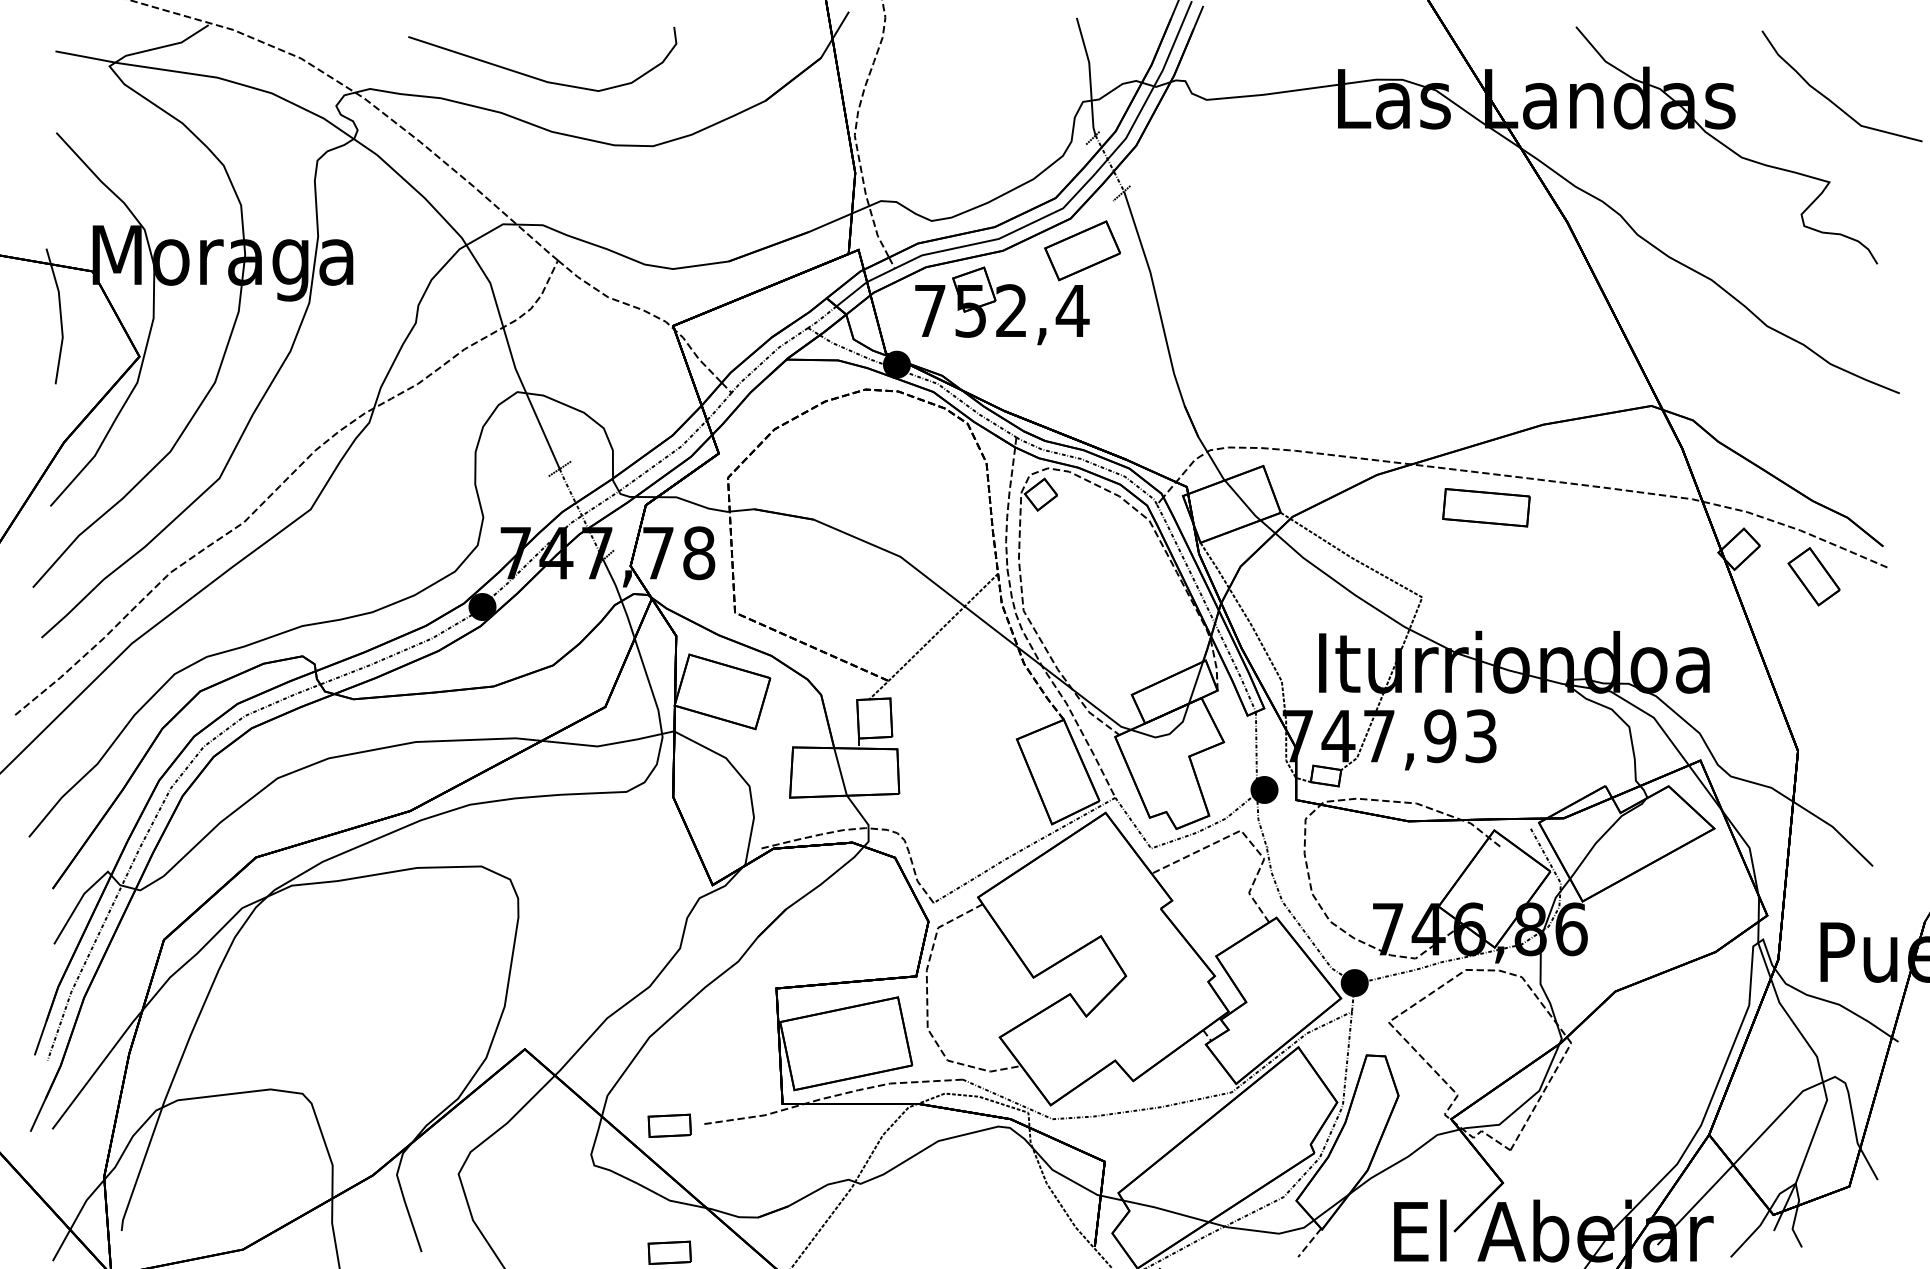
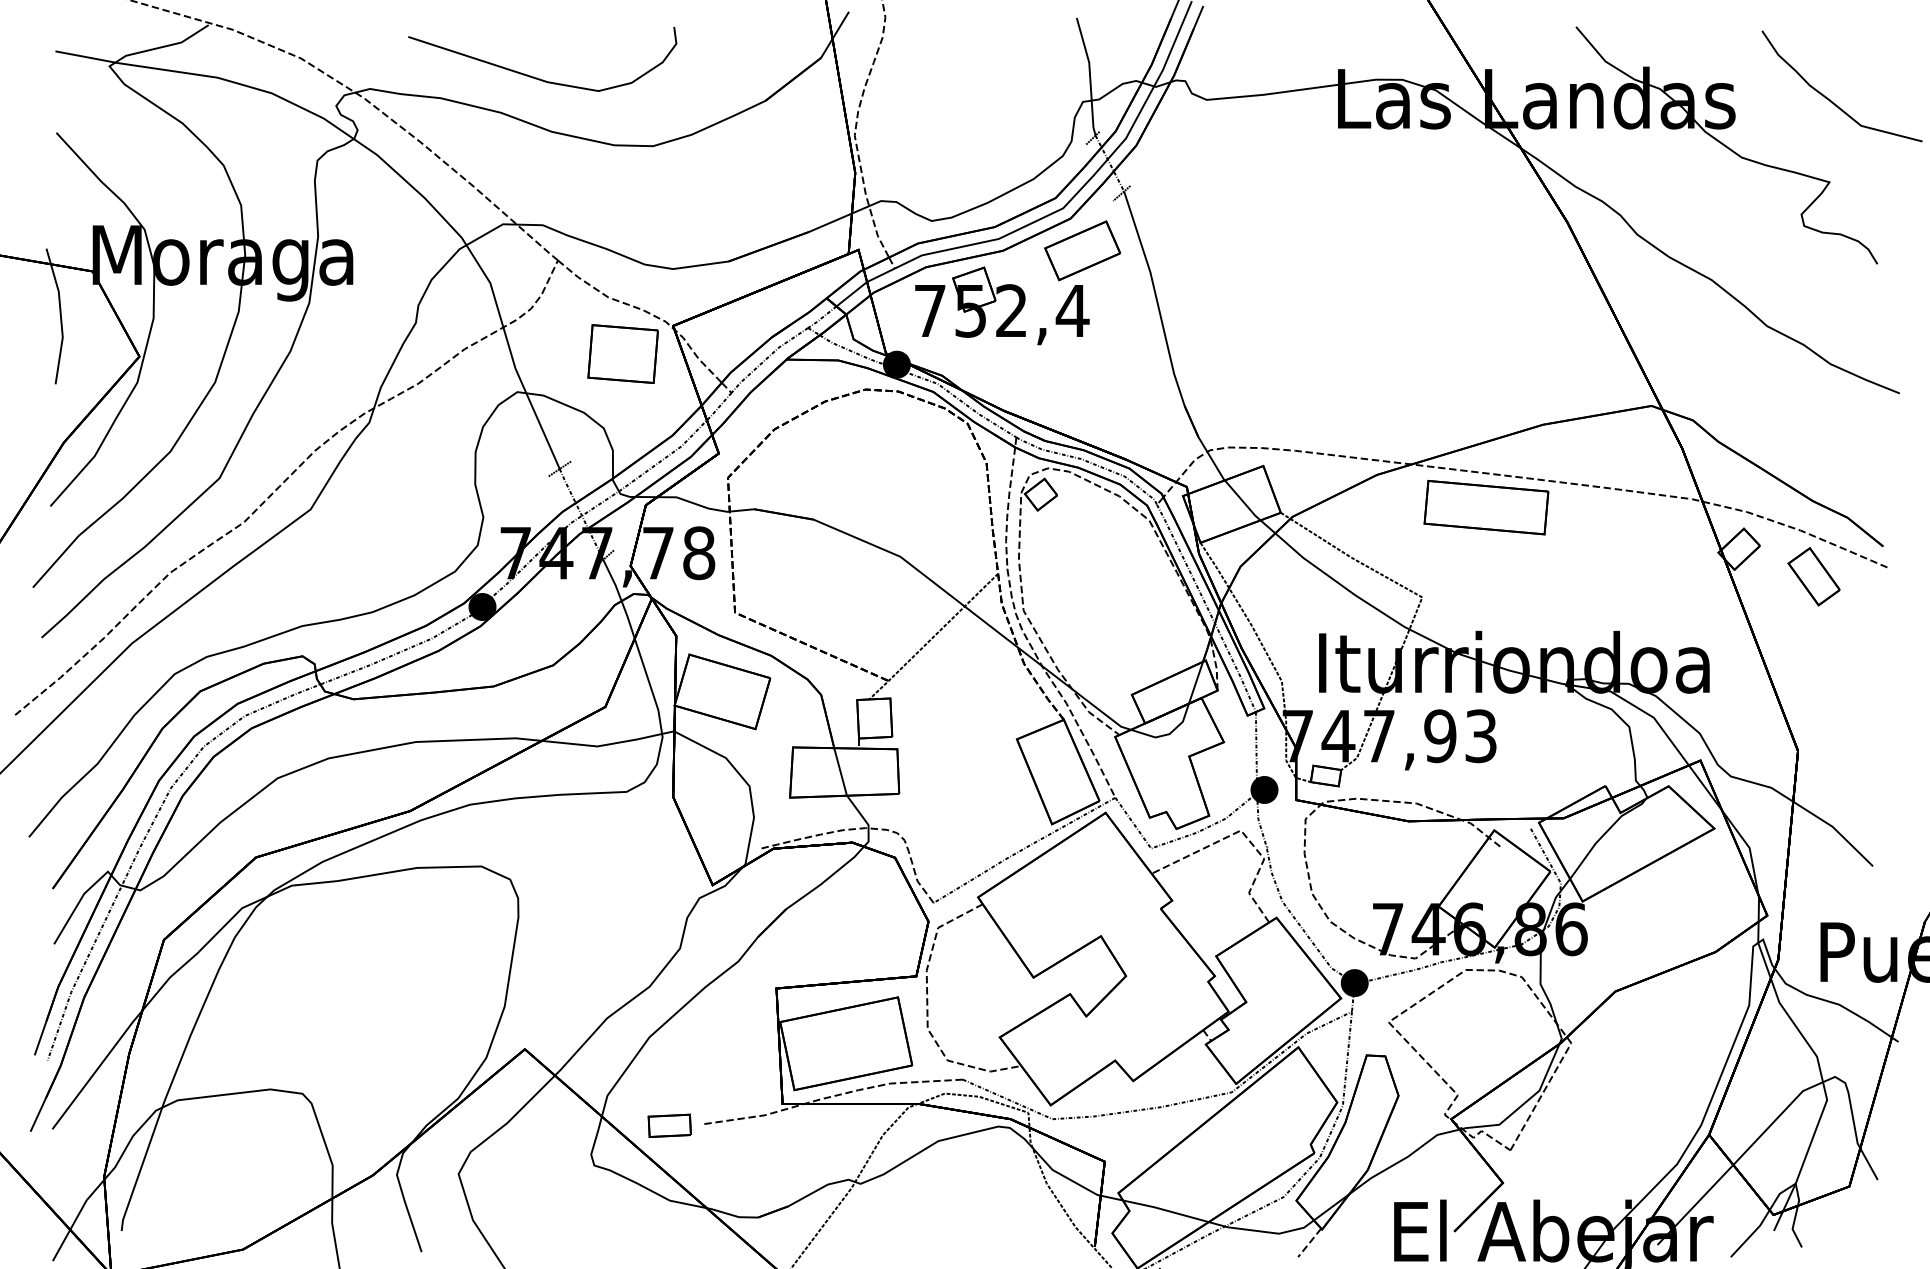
part: none -> present (622, 353)
part size: 89x40 px -> 127x56 px (1486, 507)
part: present -> none (669, 1252)
